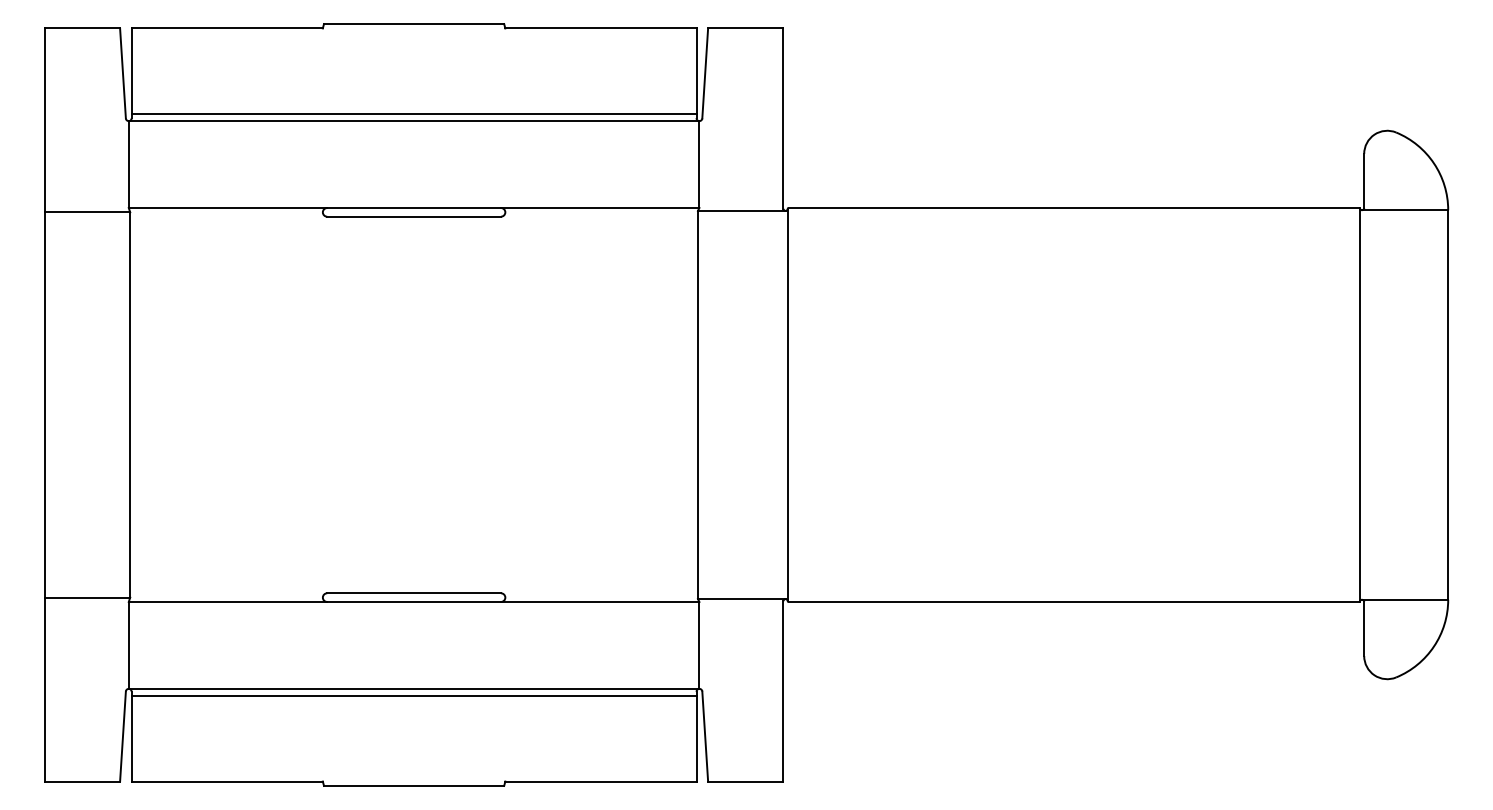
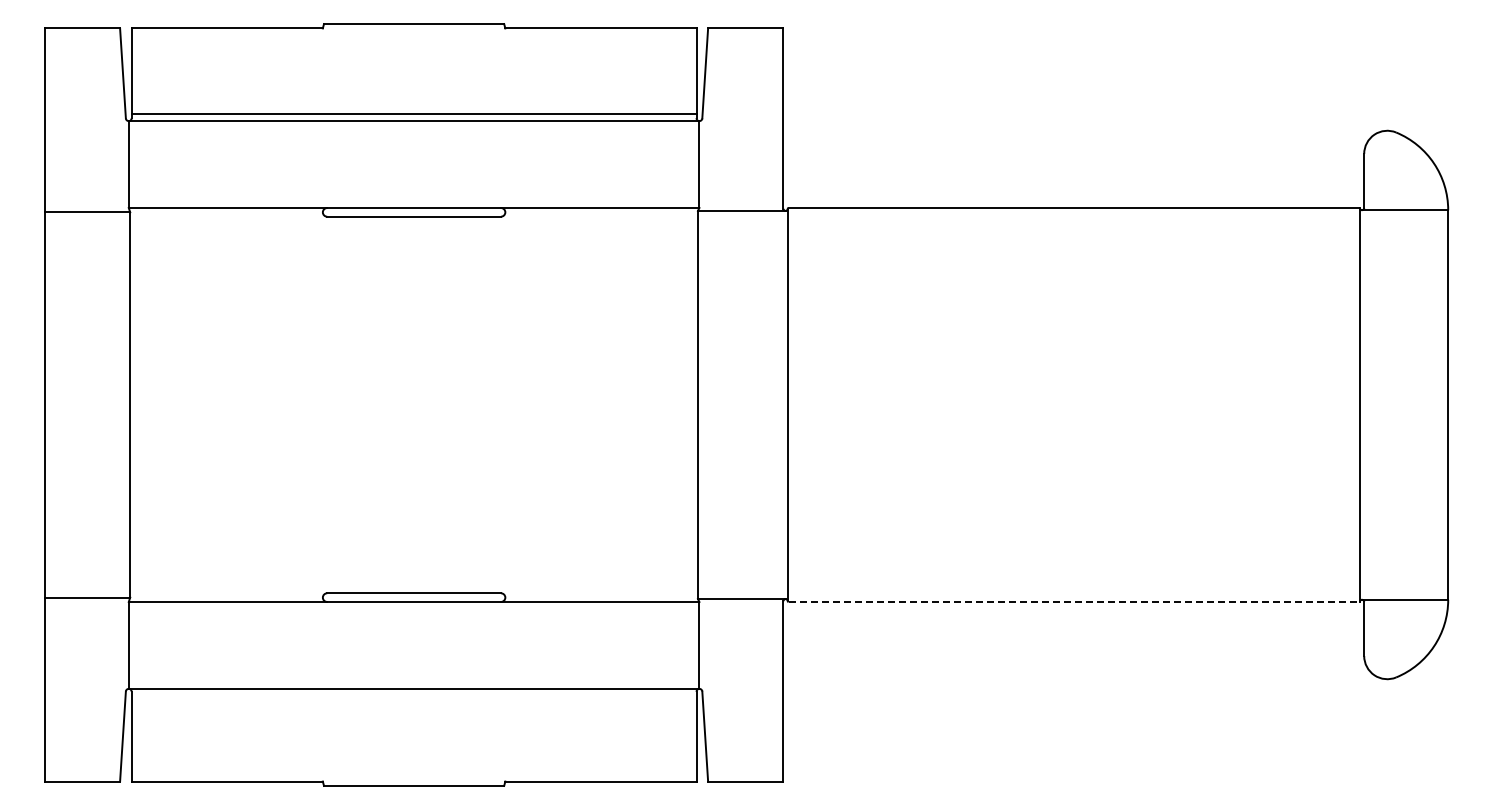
line: solid -> dashed (1074, 601)
line: present -> none (413, 696)
